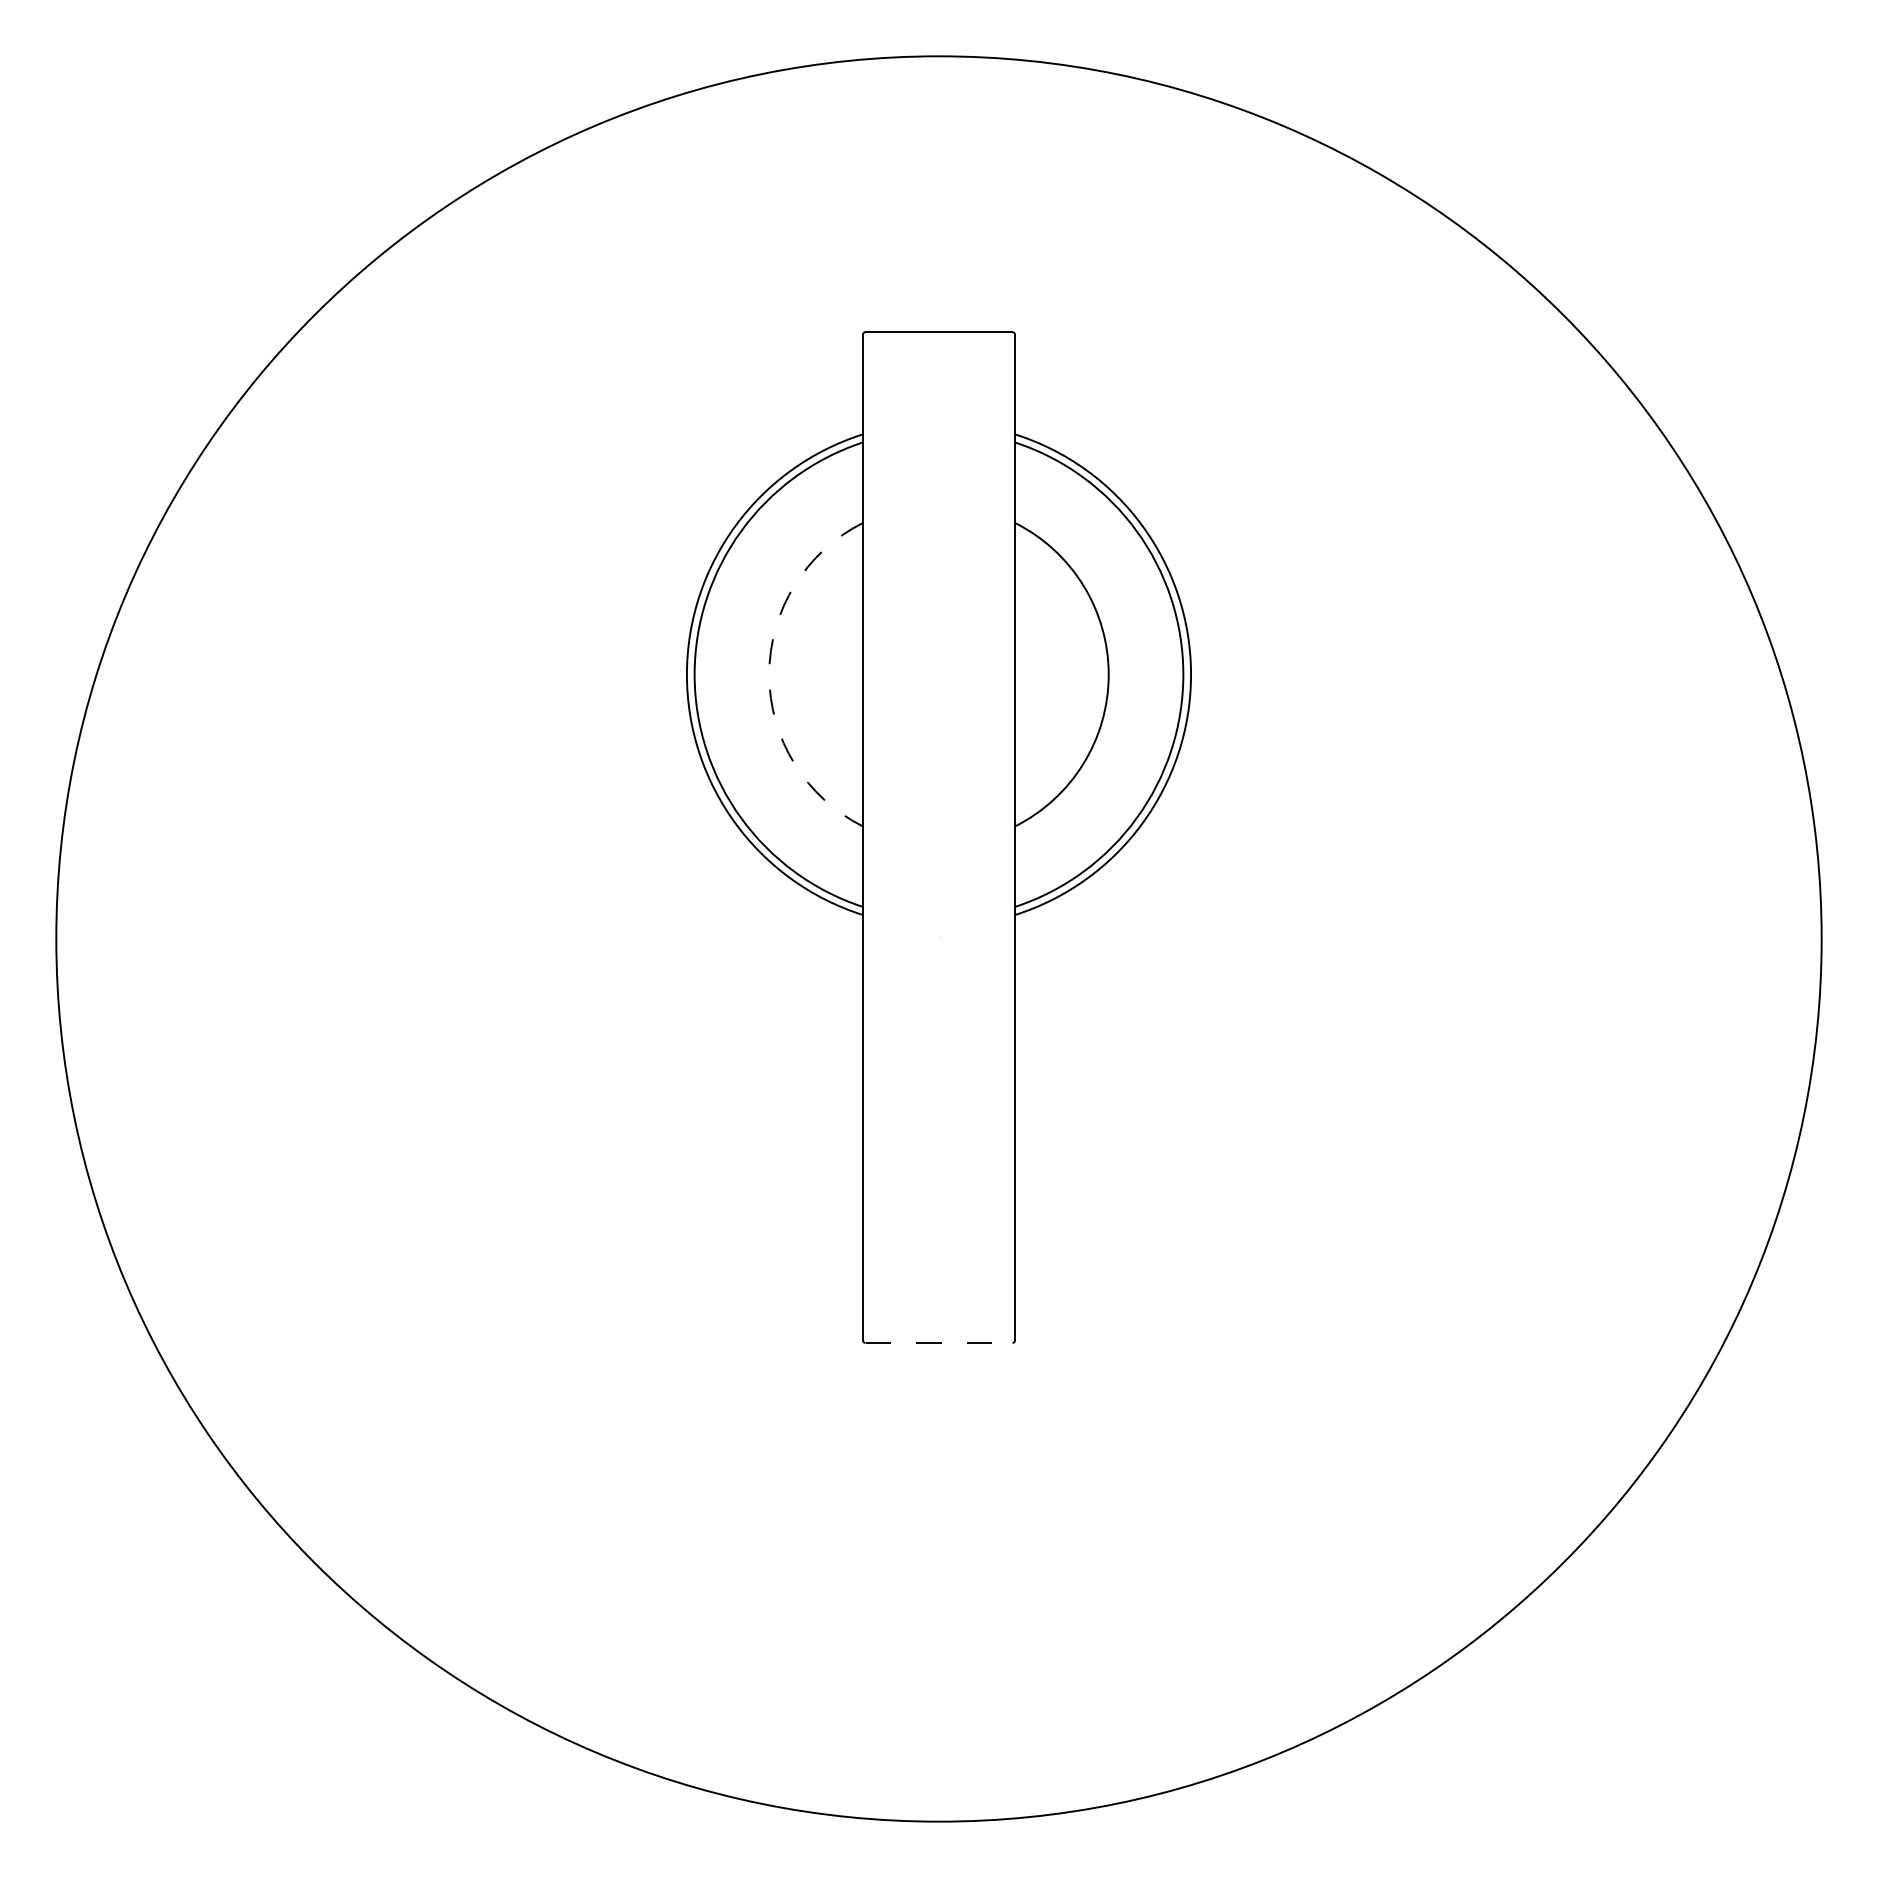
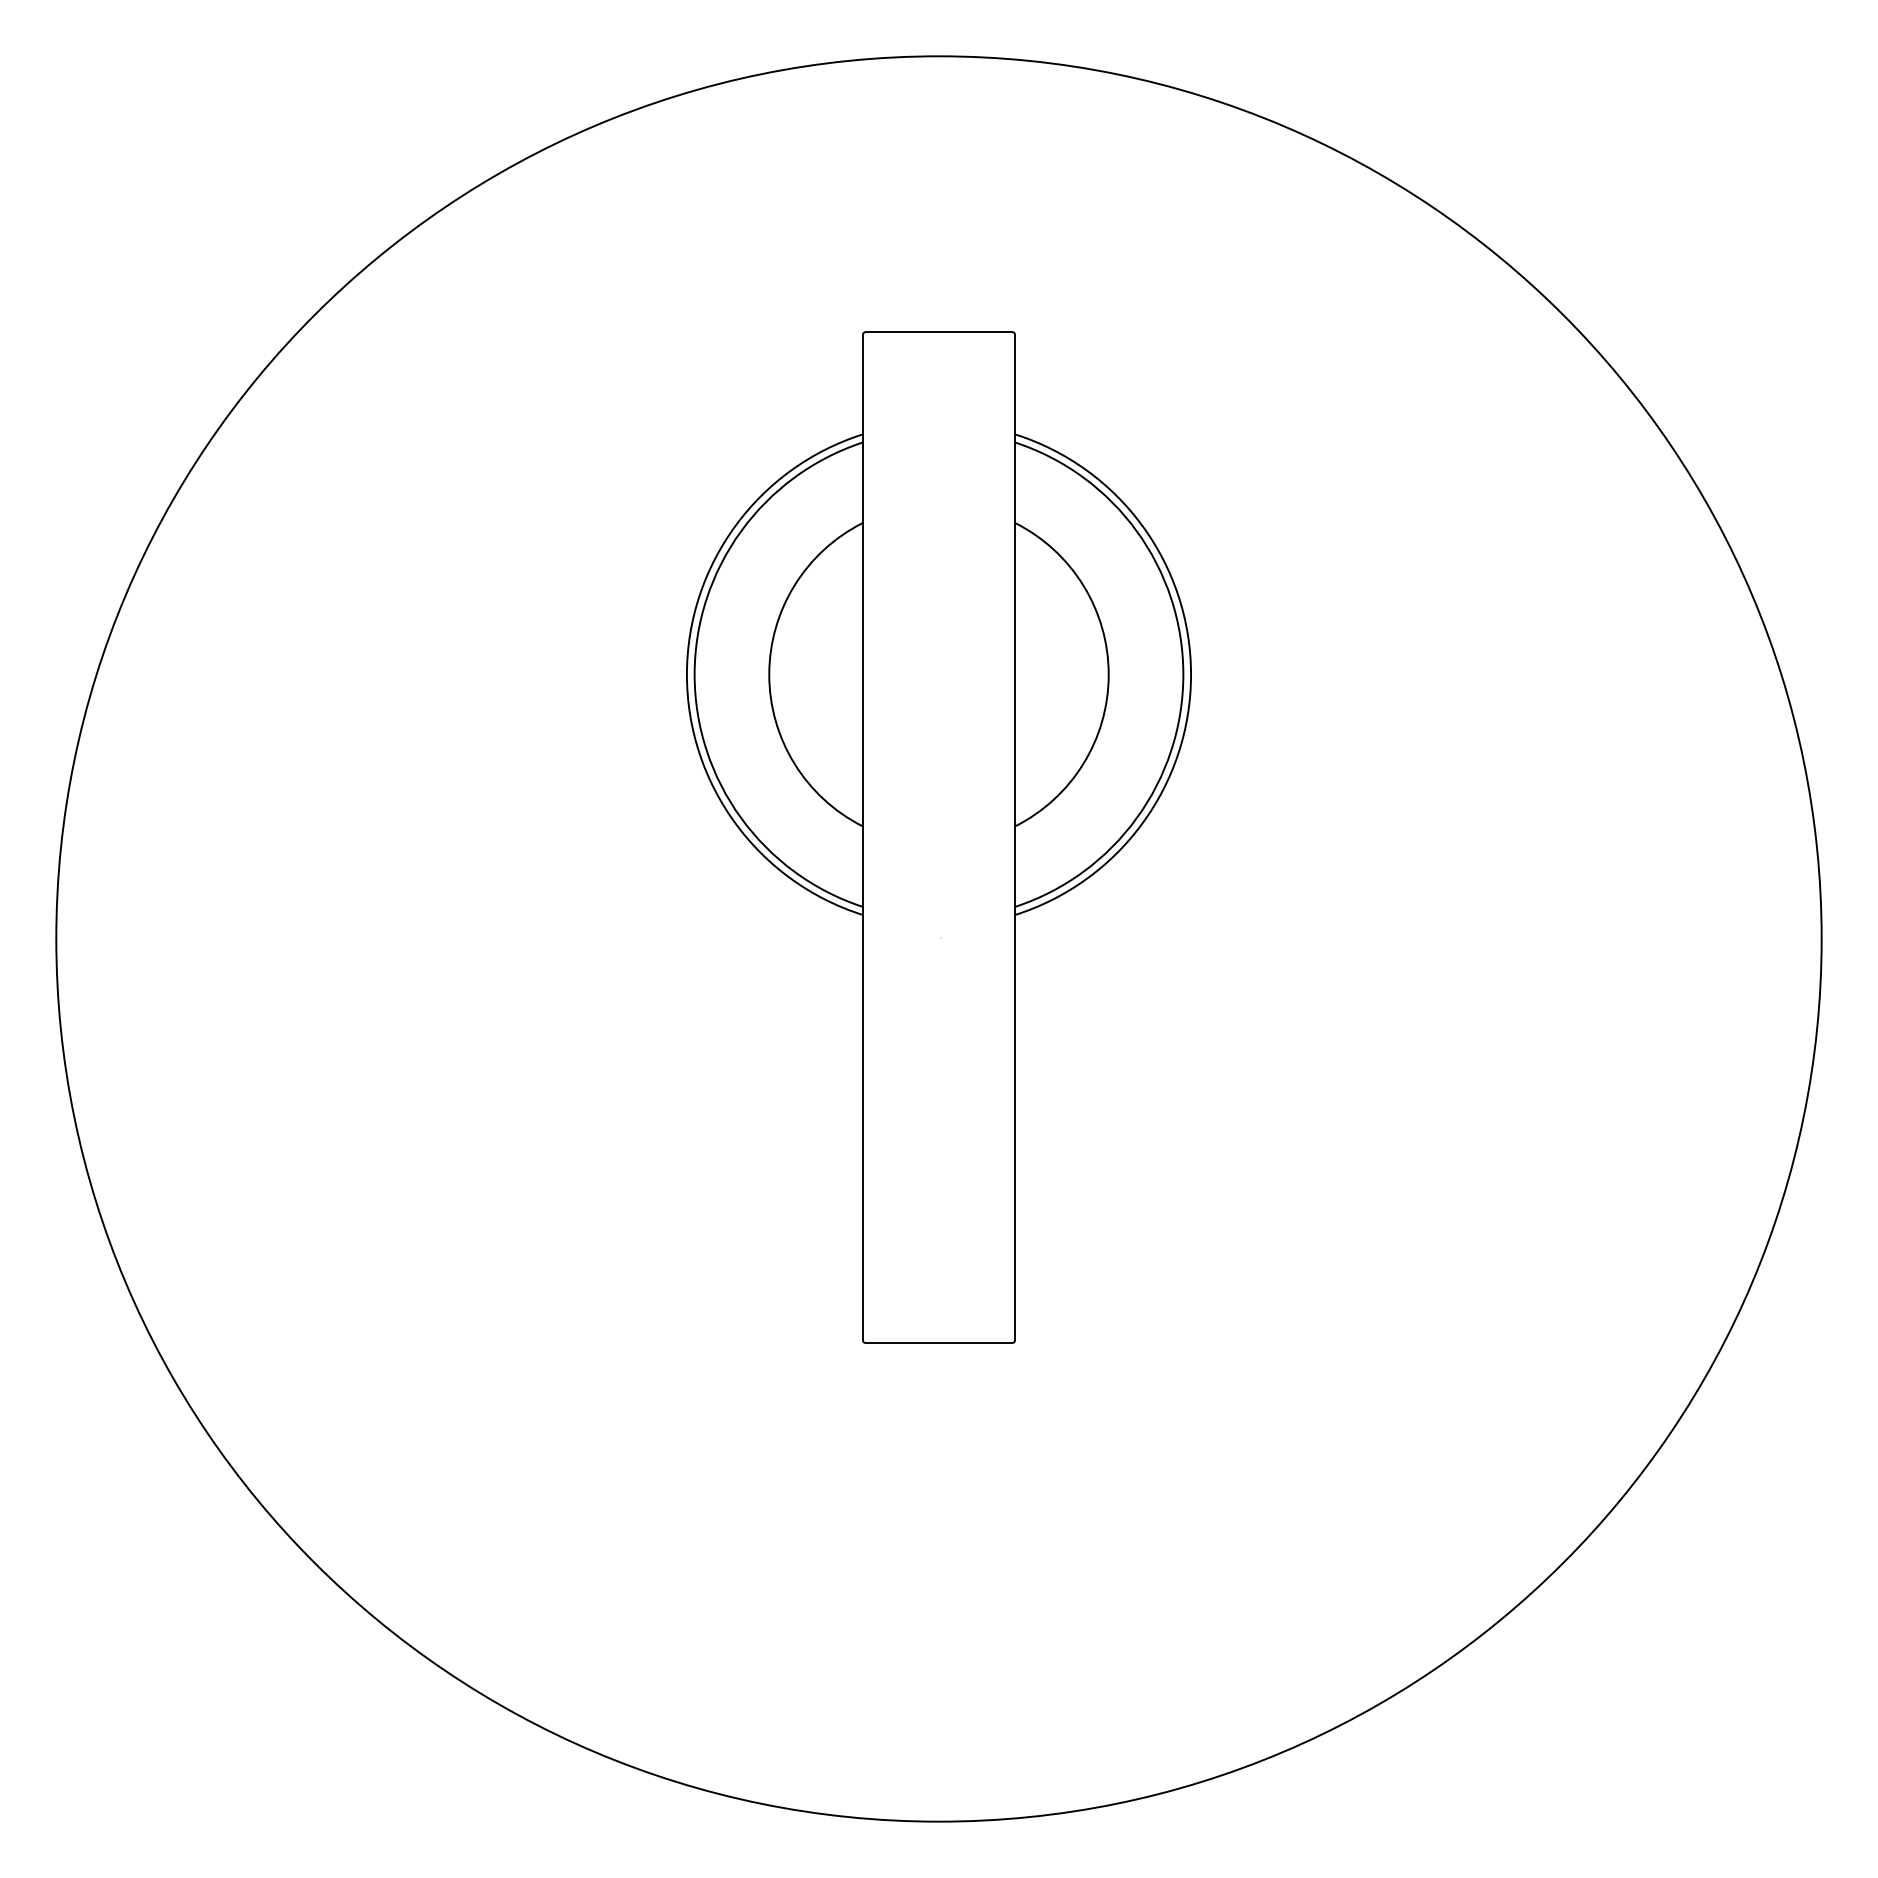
arc: dashed -> solid (769, 674)
line: dashed -> solid (939, 1342)
